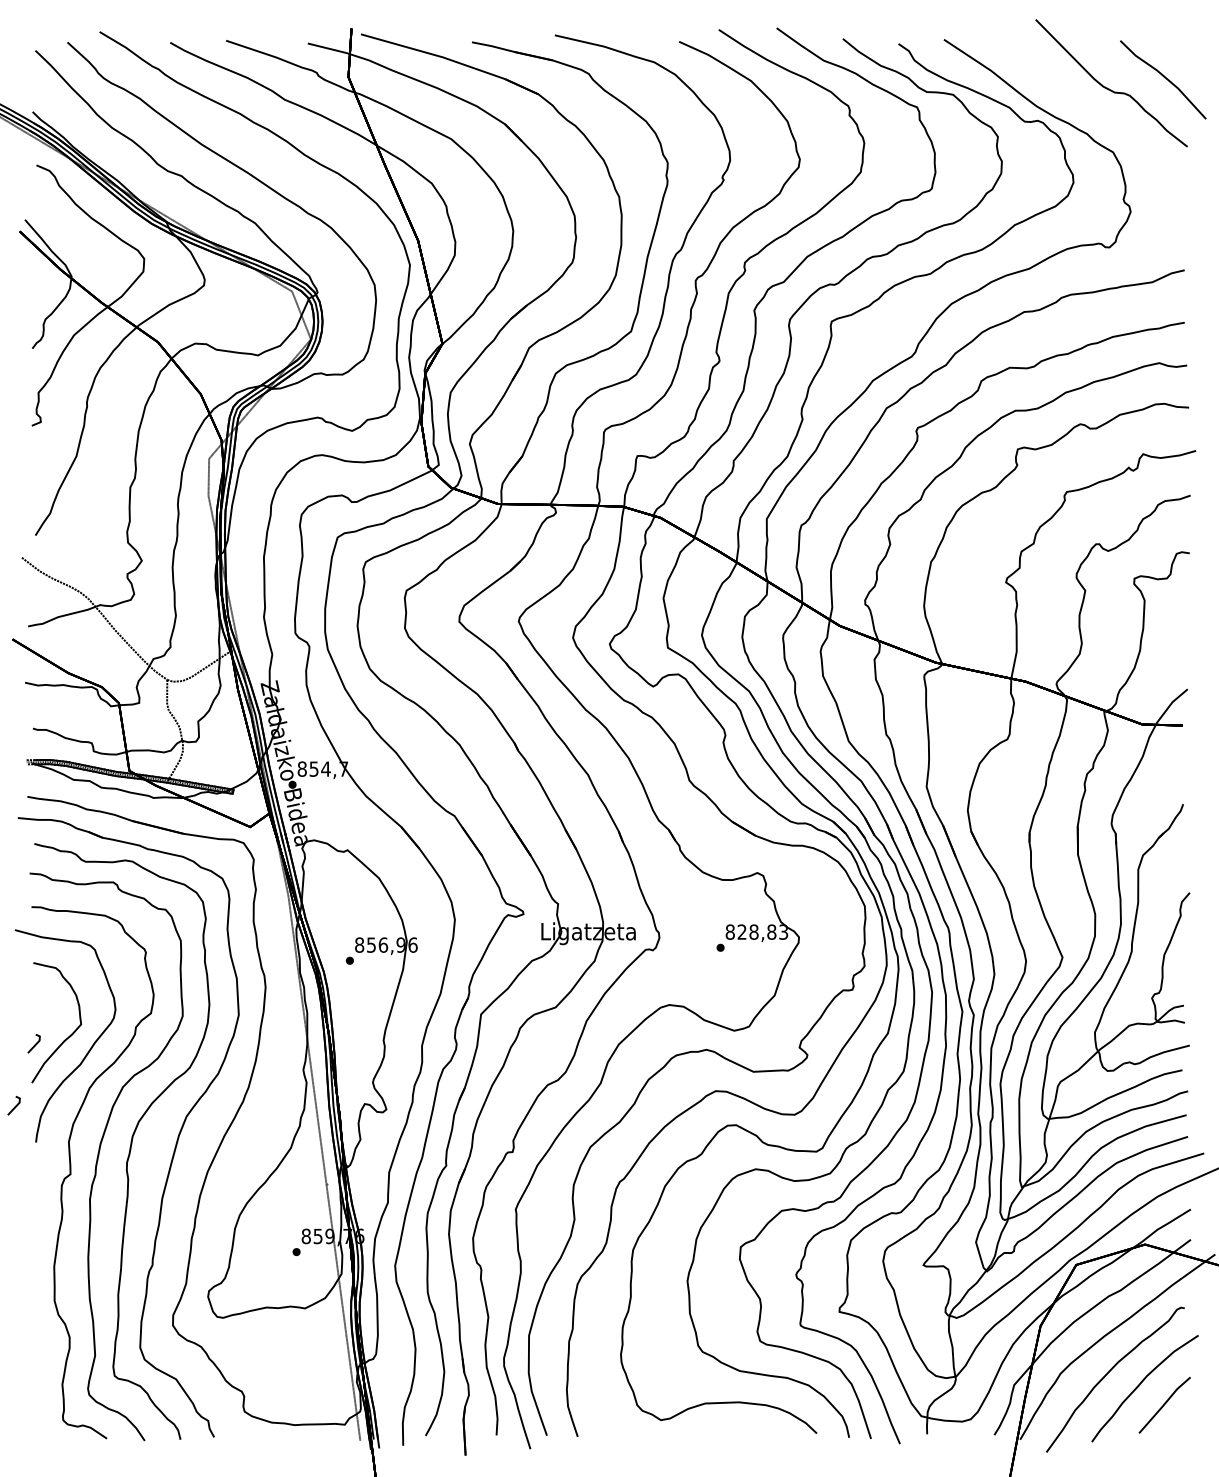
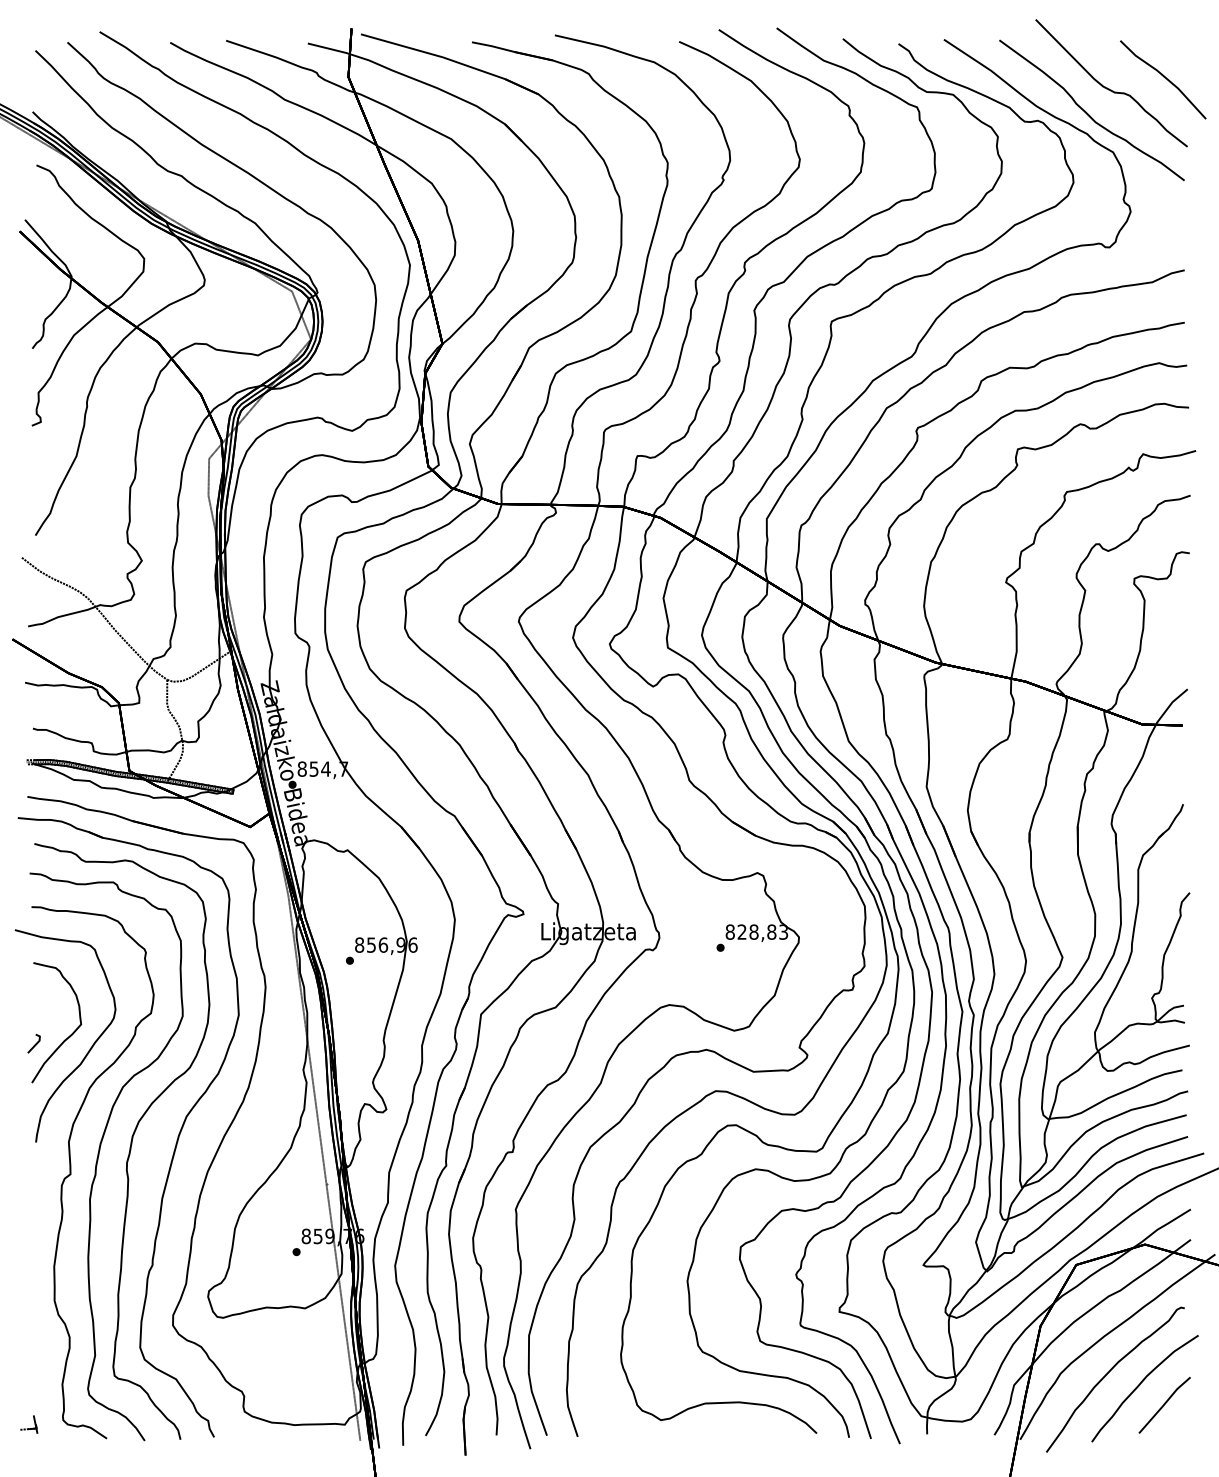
curve: none -> present (1088, 113)
line: present -> none (14, 1106)
part: none -> present (29, 1424)
